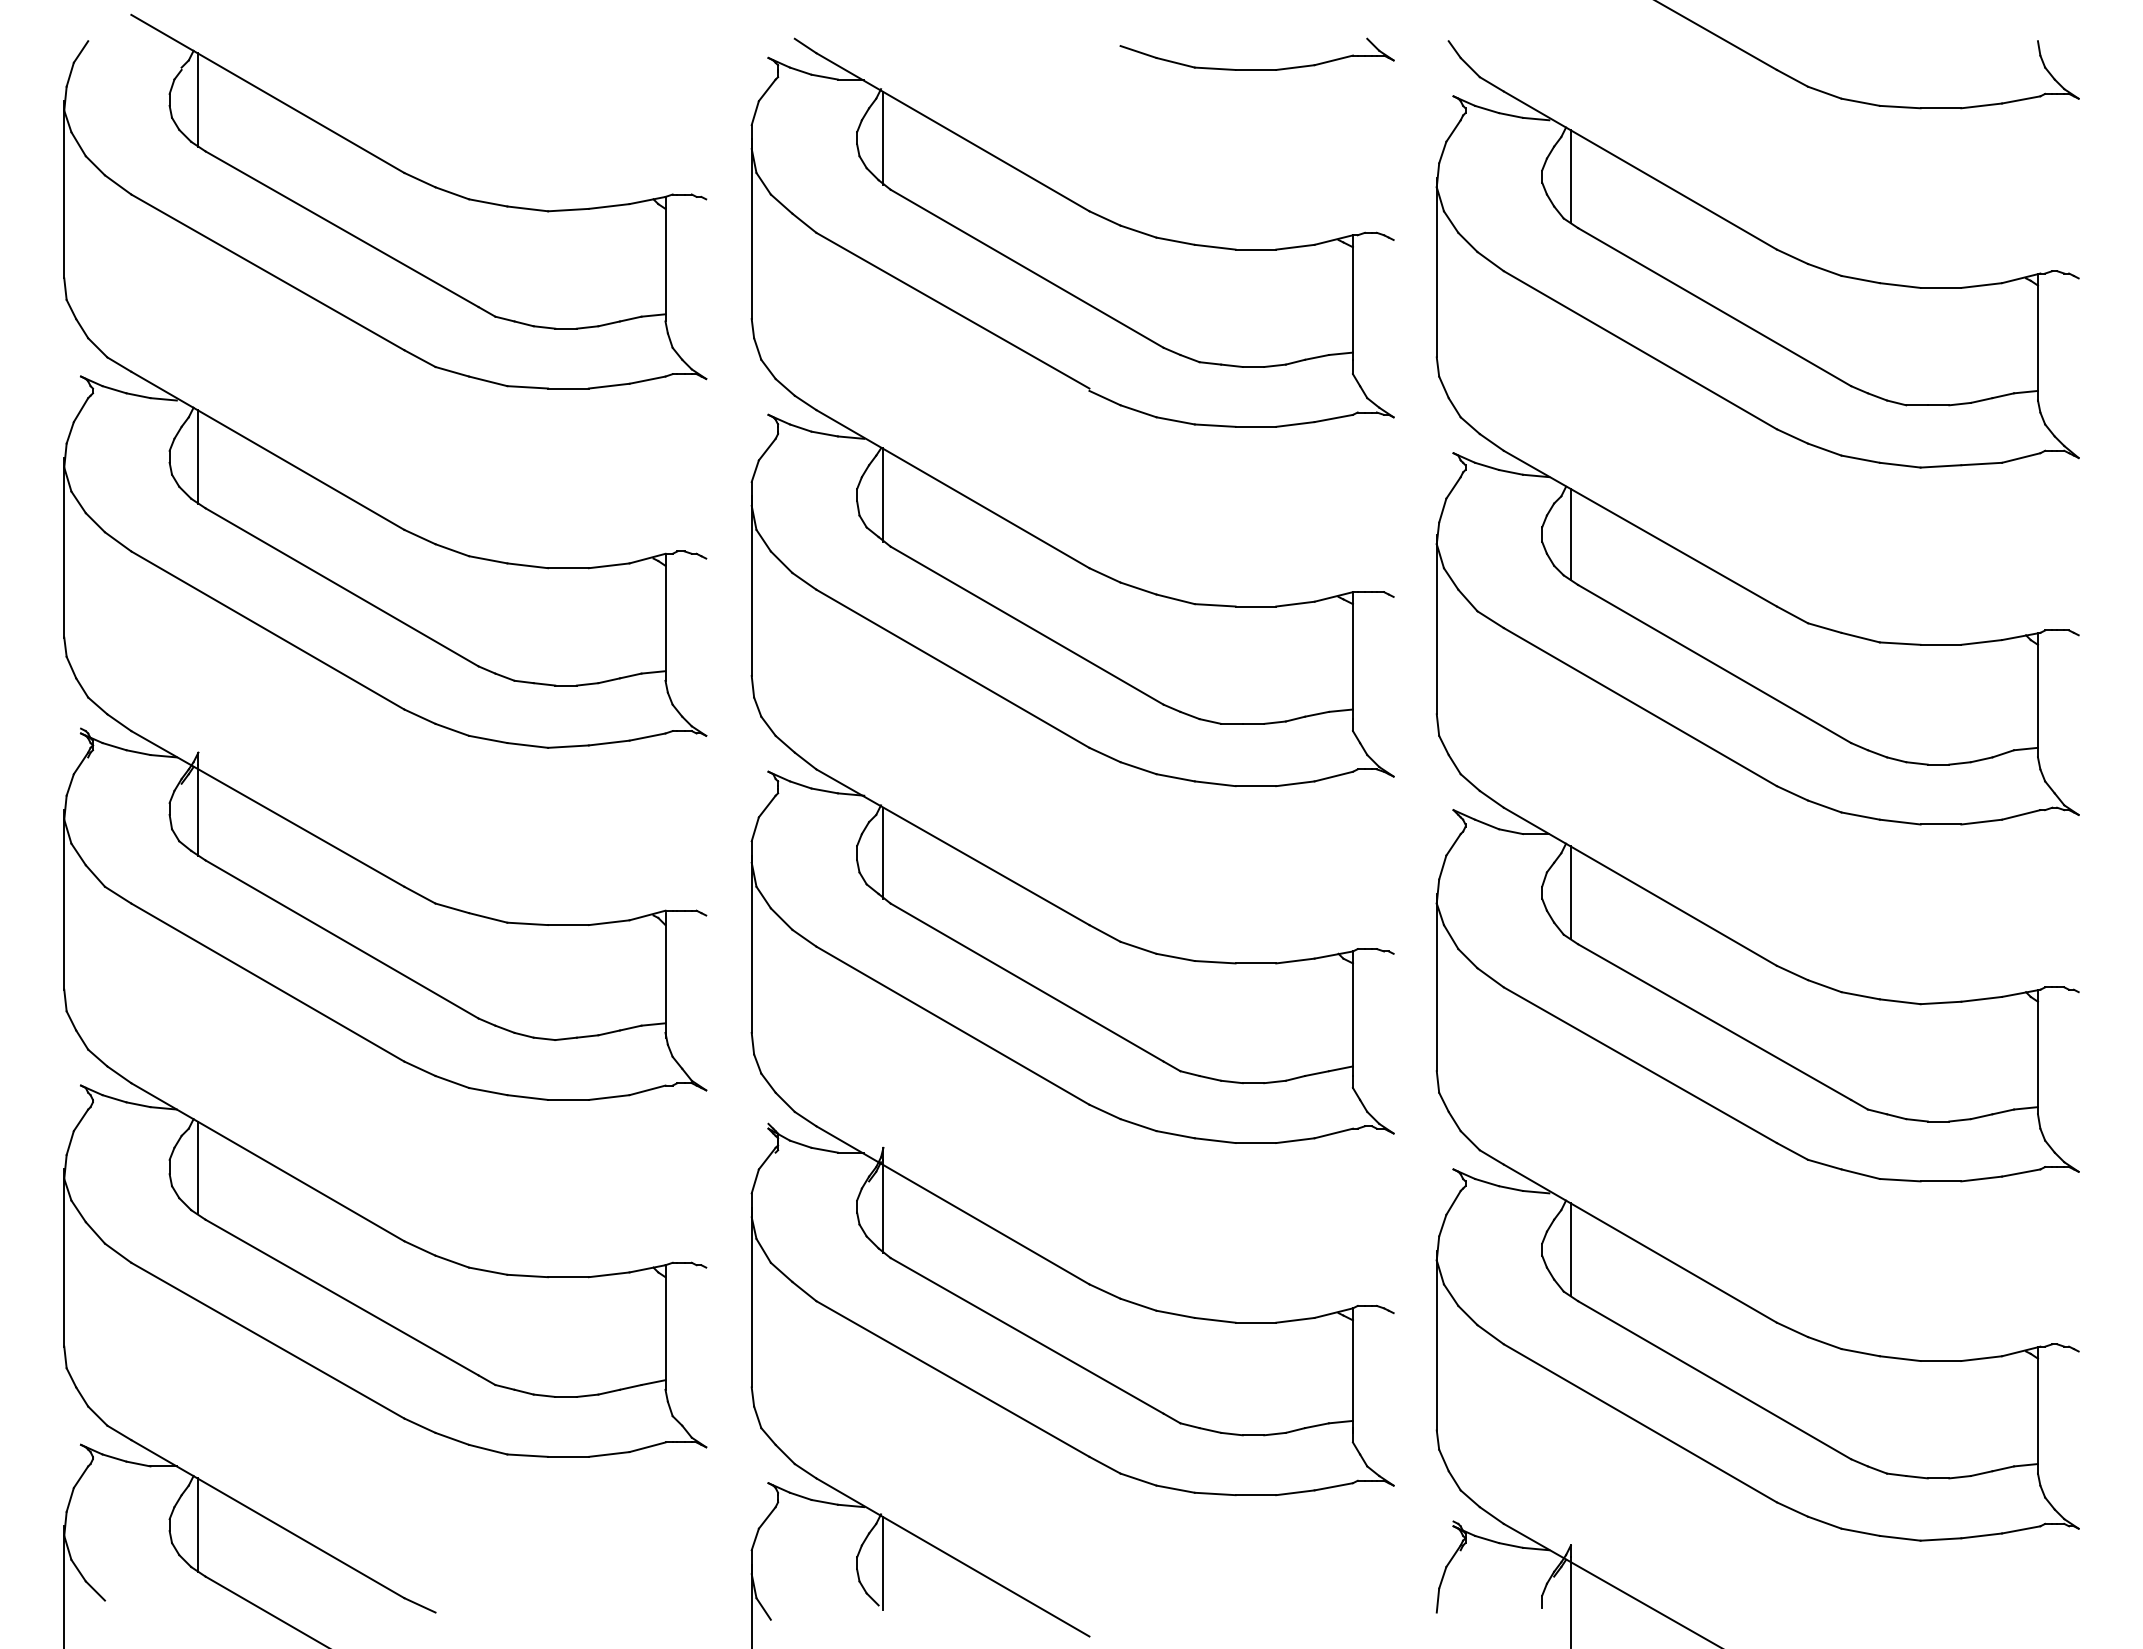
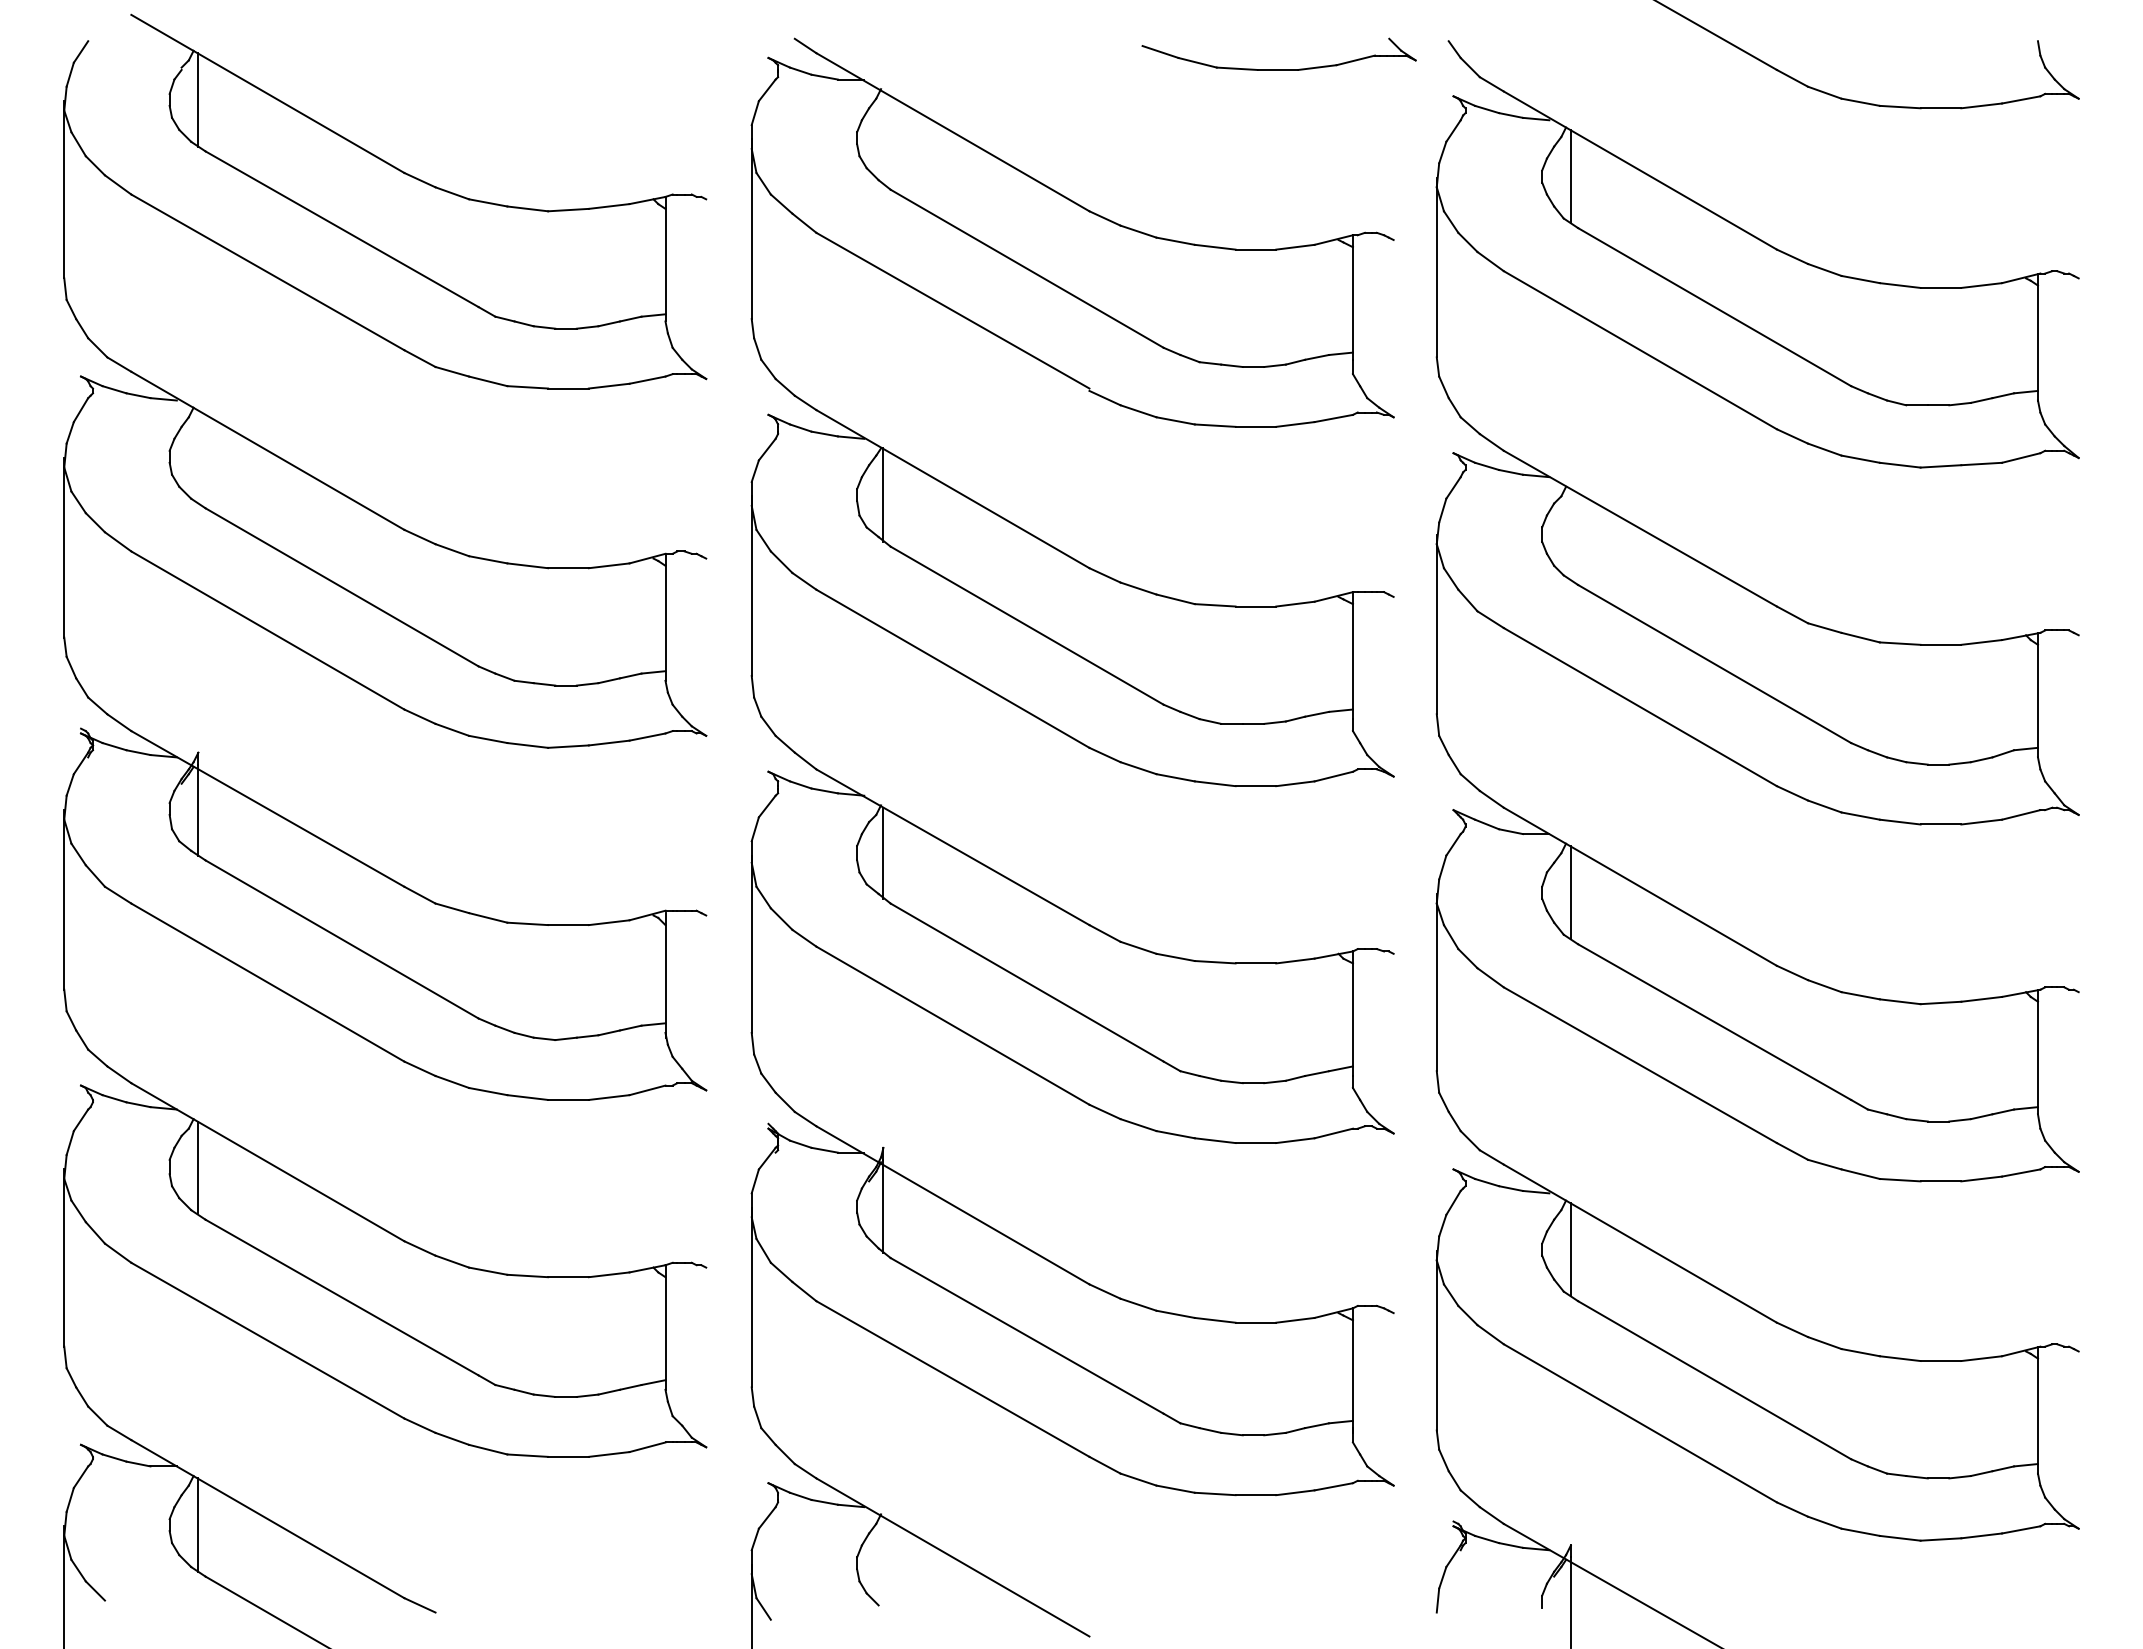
part position: (1256, 69) -> (1278, 69) (1278, 69)
line: present -> none (883, 137)
line: present -> none (198, 456)
line: present -> none (1570, 534)
line: present -> none (883, 1563)
